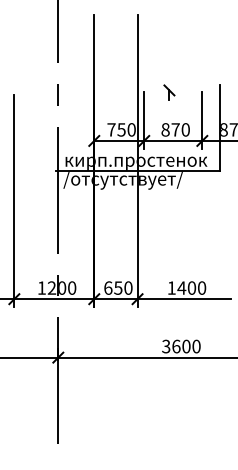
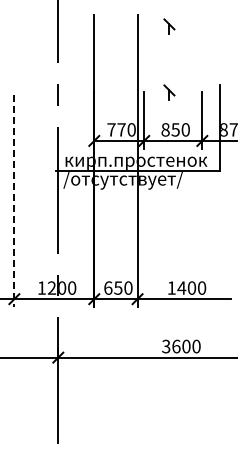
part: none -> present (169, 26)
text: 750 -> 770 (121, 129)
text: 870 -> 850 (175, 129)
line: solid -> dashed (14, 201)
